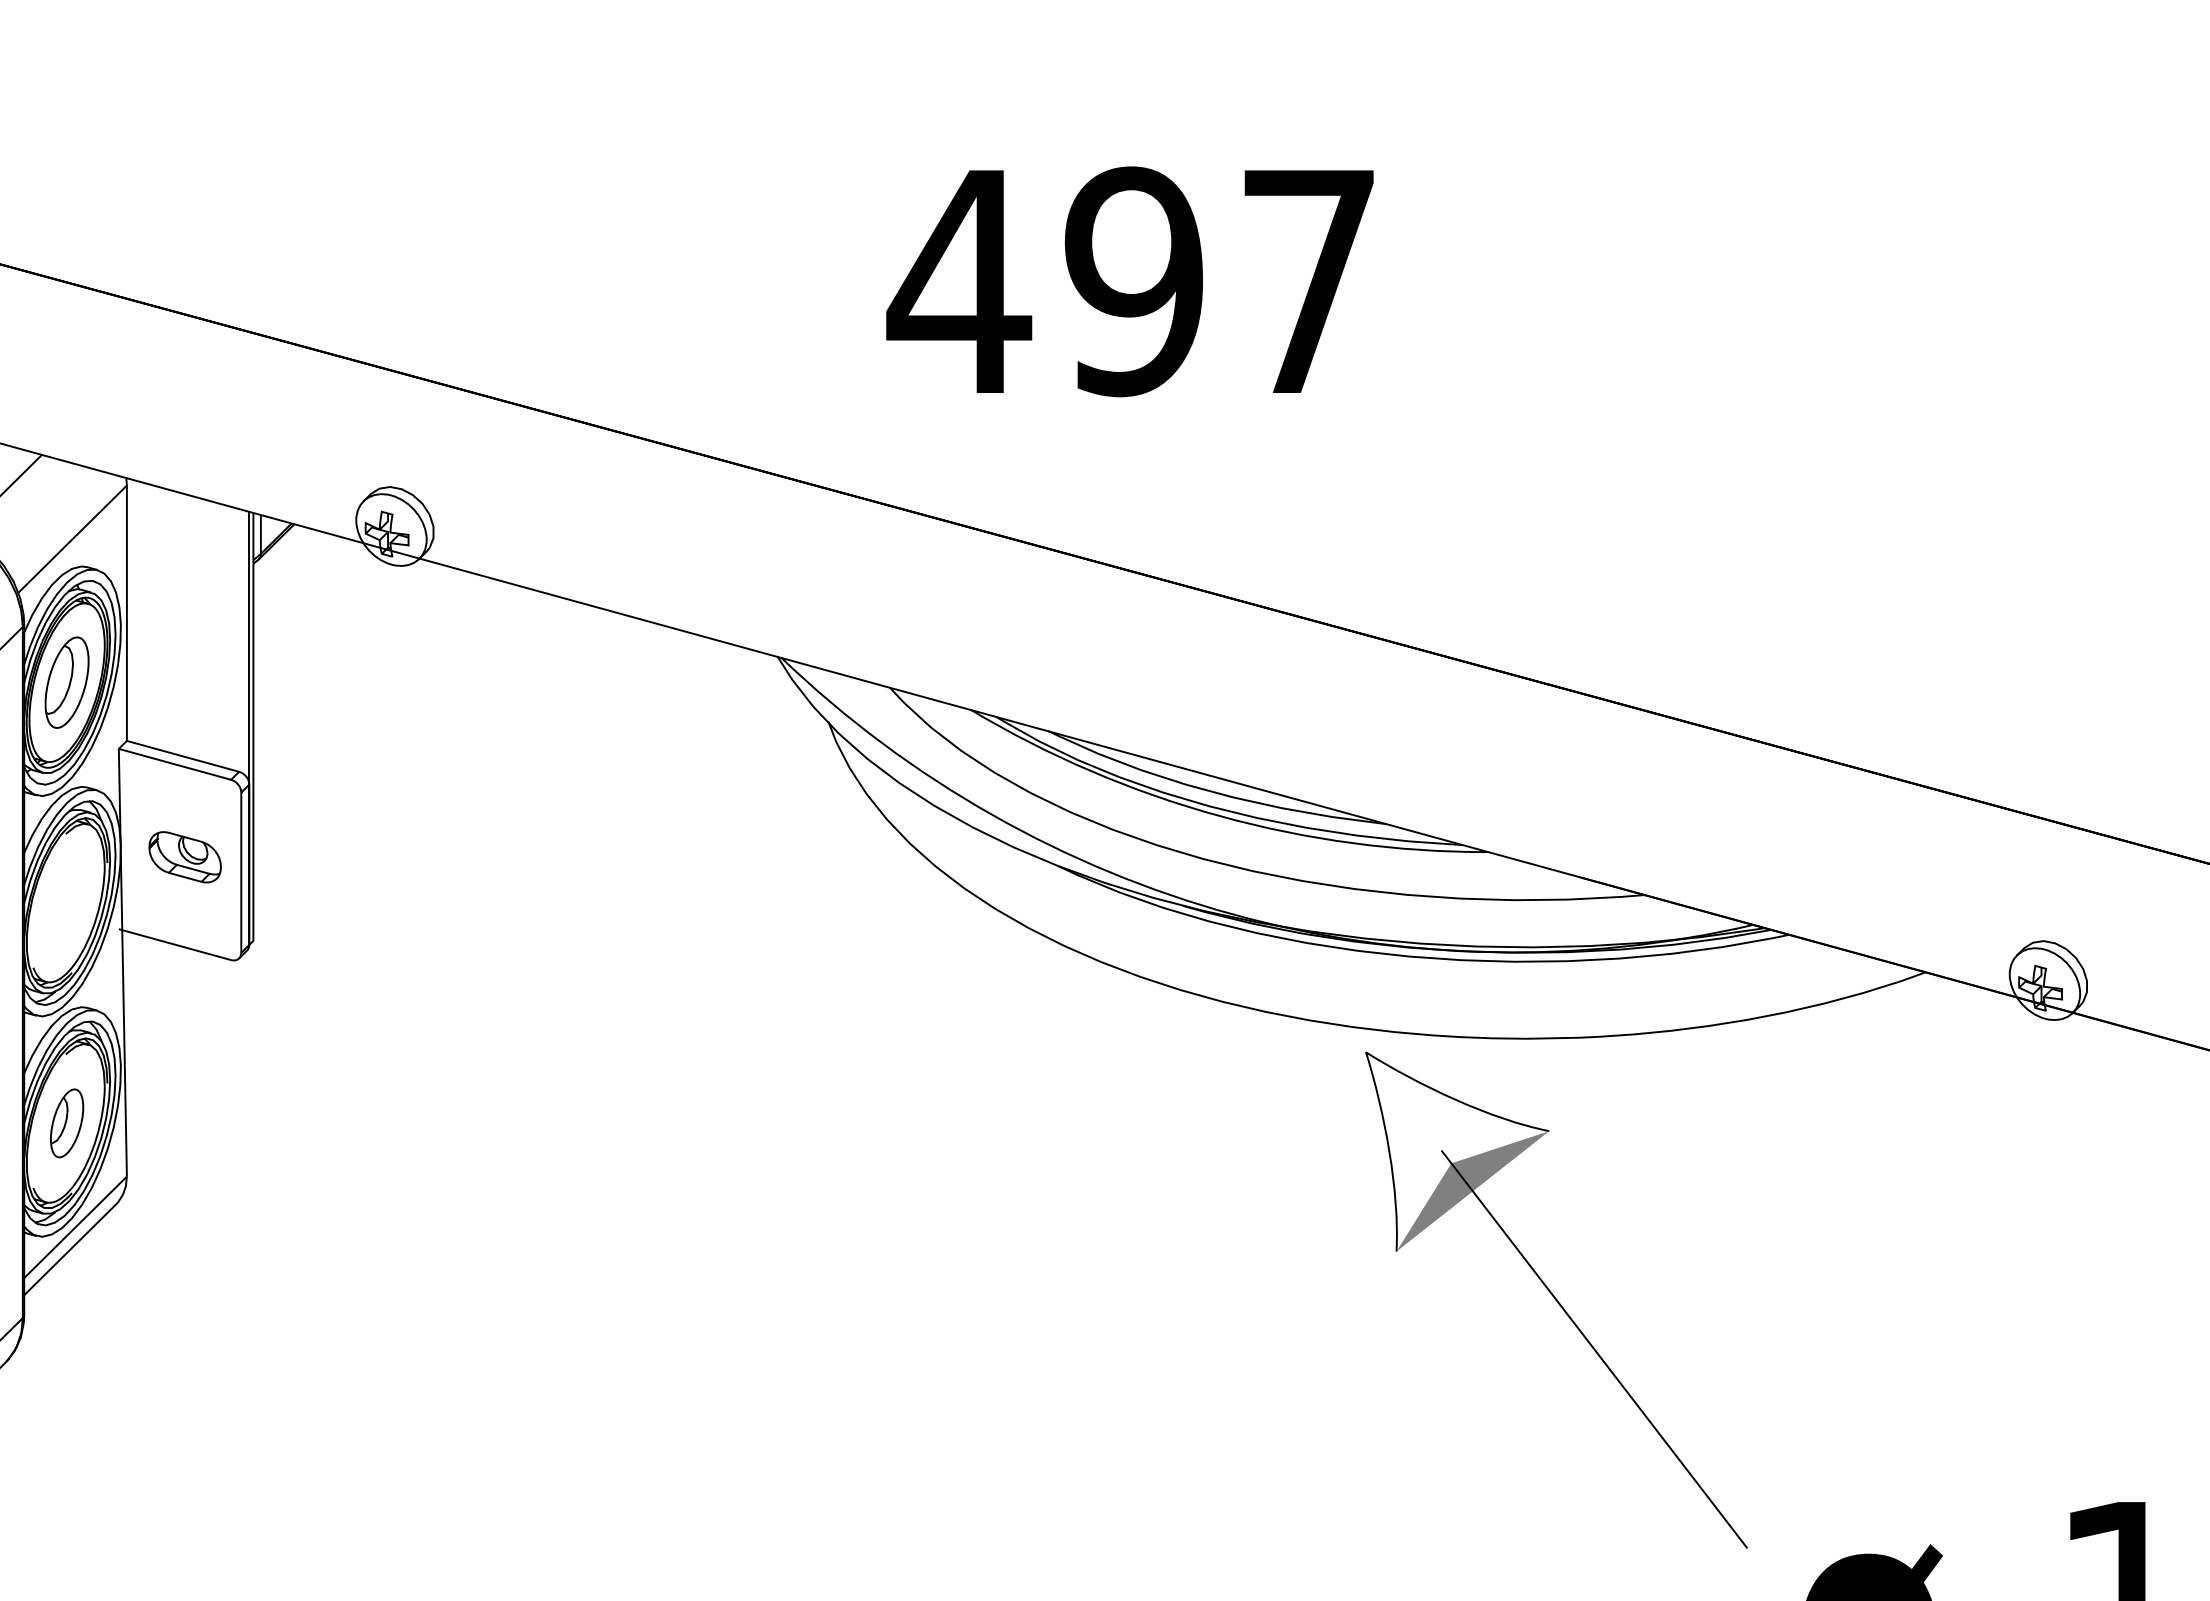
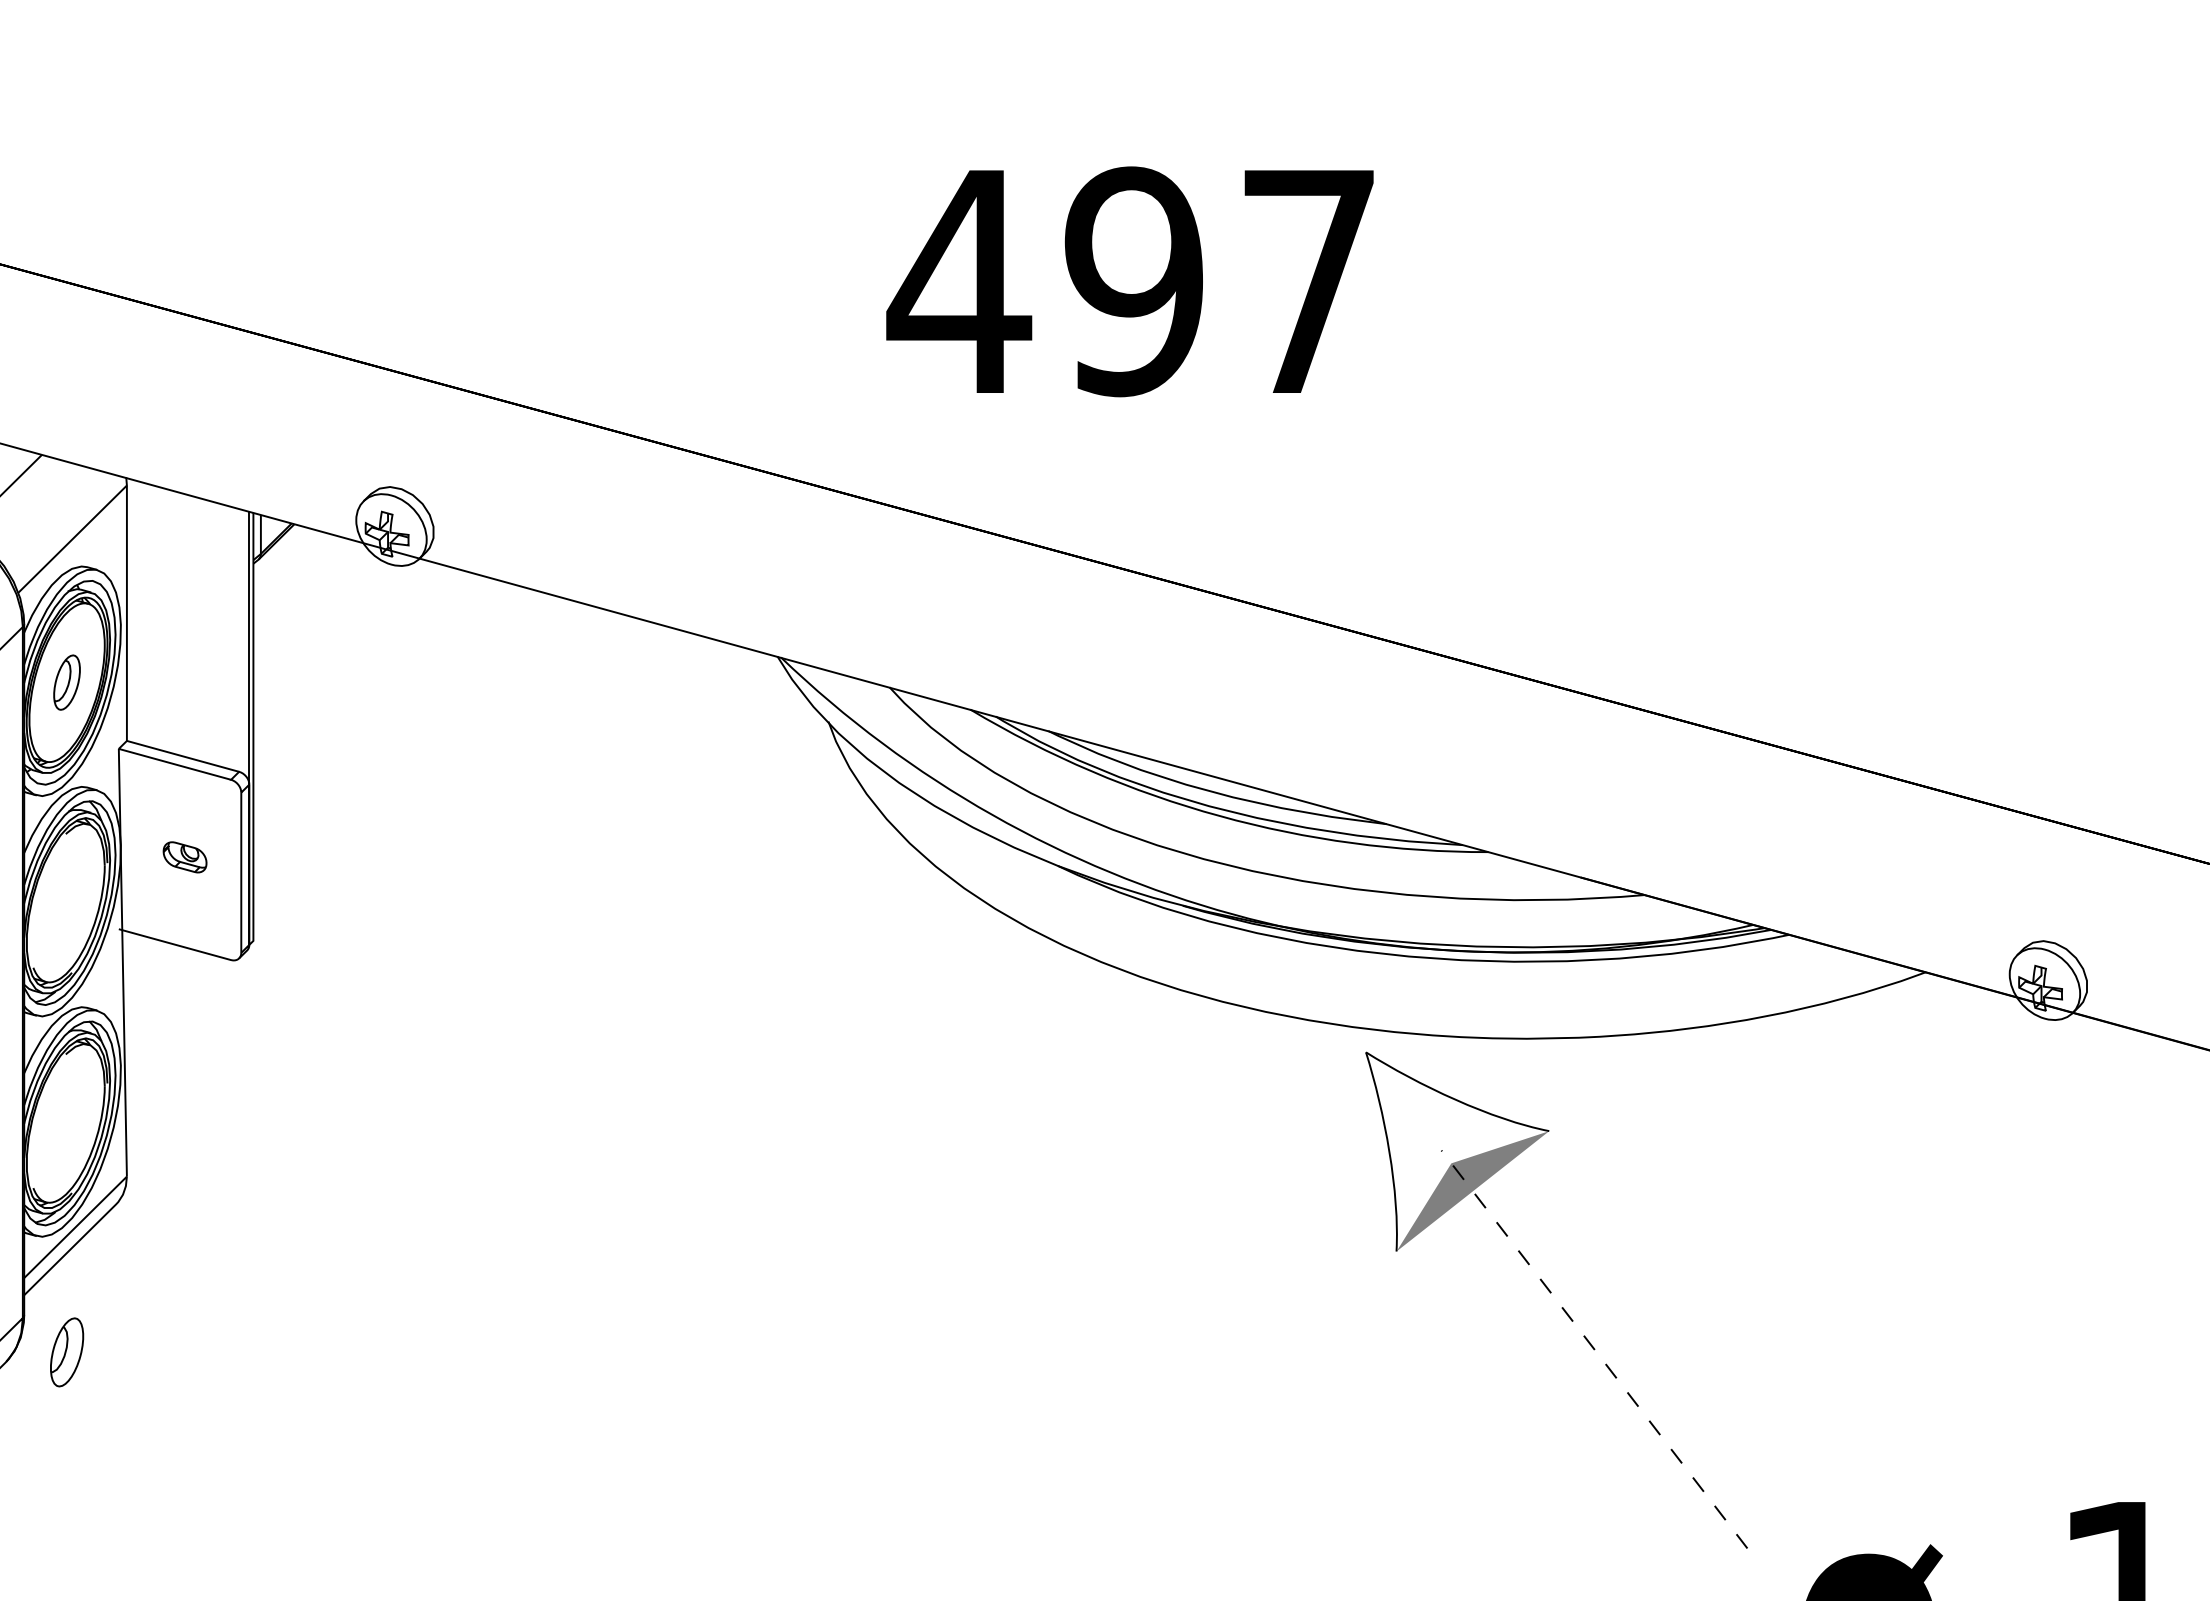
part size: 46x93 px -> 28x57 px (66, 682)
part size: 74x53 px -> 46x33 px (184, 857)
part position: (67, 1123) -> (67, 1352) (67, 1352)
line: solid -> dashed (1594, 1349)
